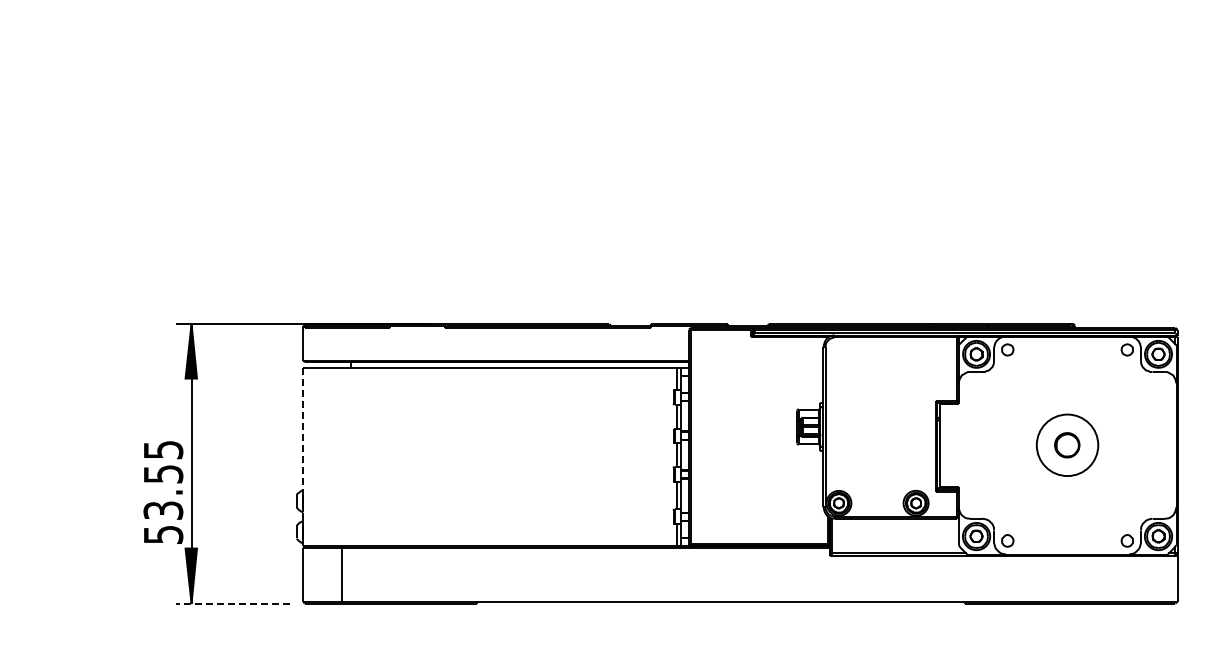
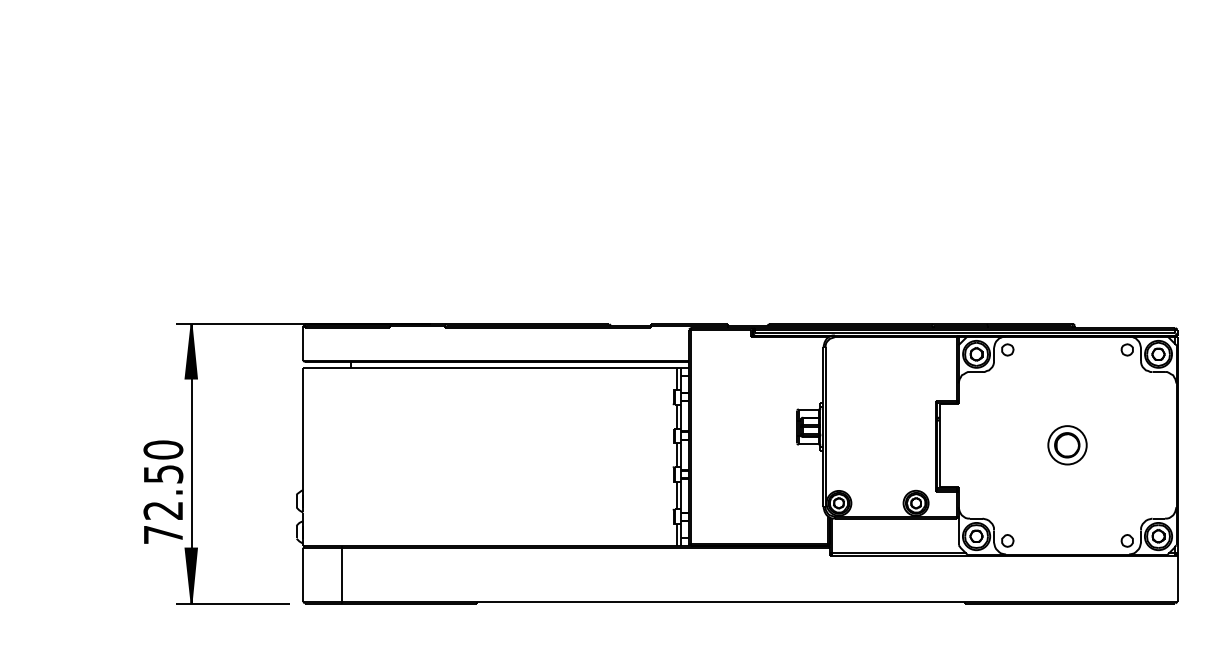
line: dashed -> solid (303, 429)
circle diameter: 61 px -> 38 px (1067, 445)
text: 53.55 -> 72.50 (163, 491)
line: dashed -> solid (232, 603)
